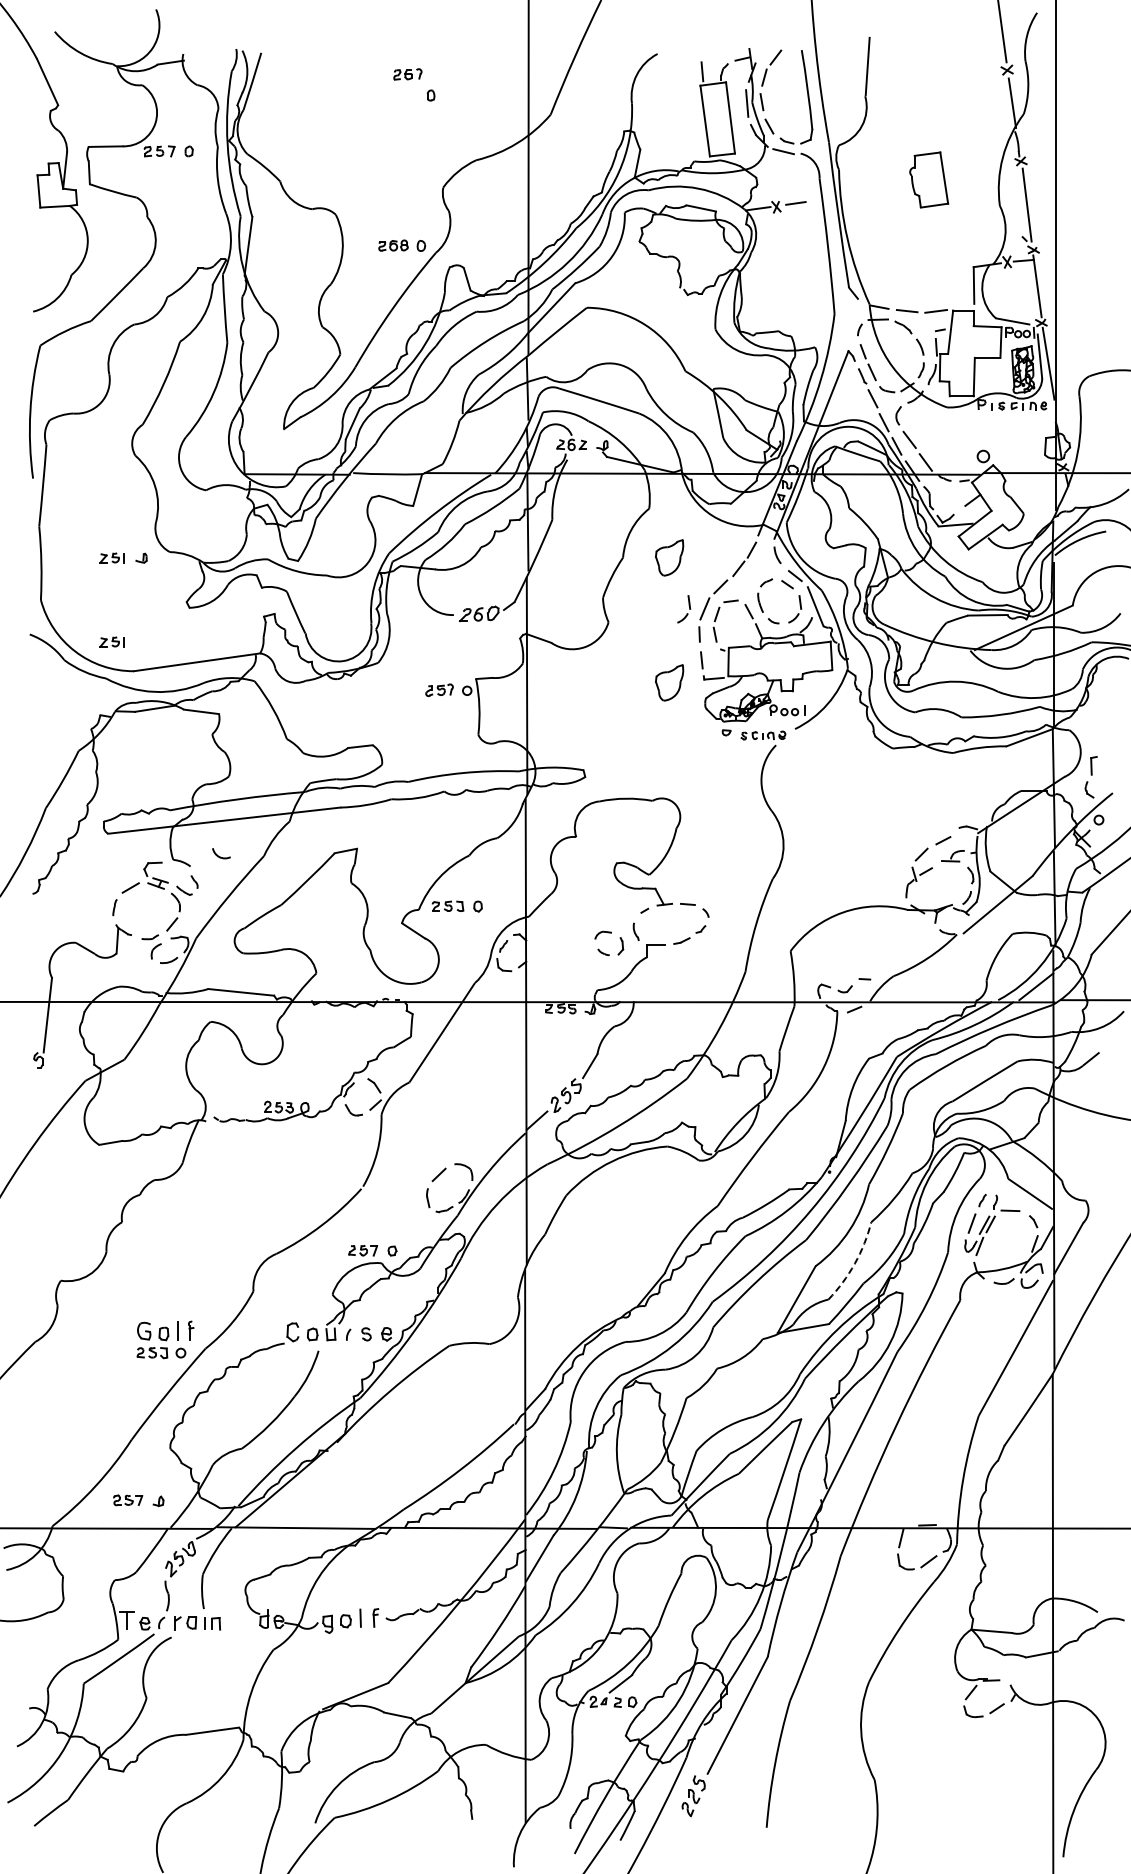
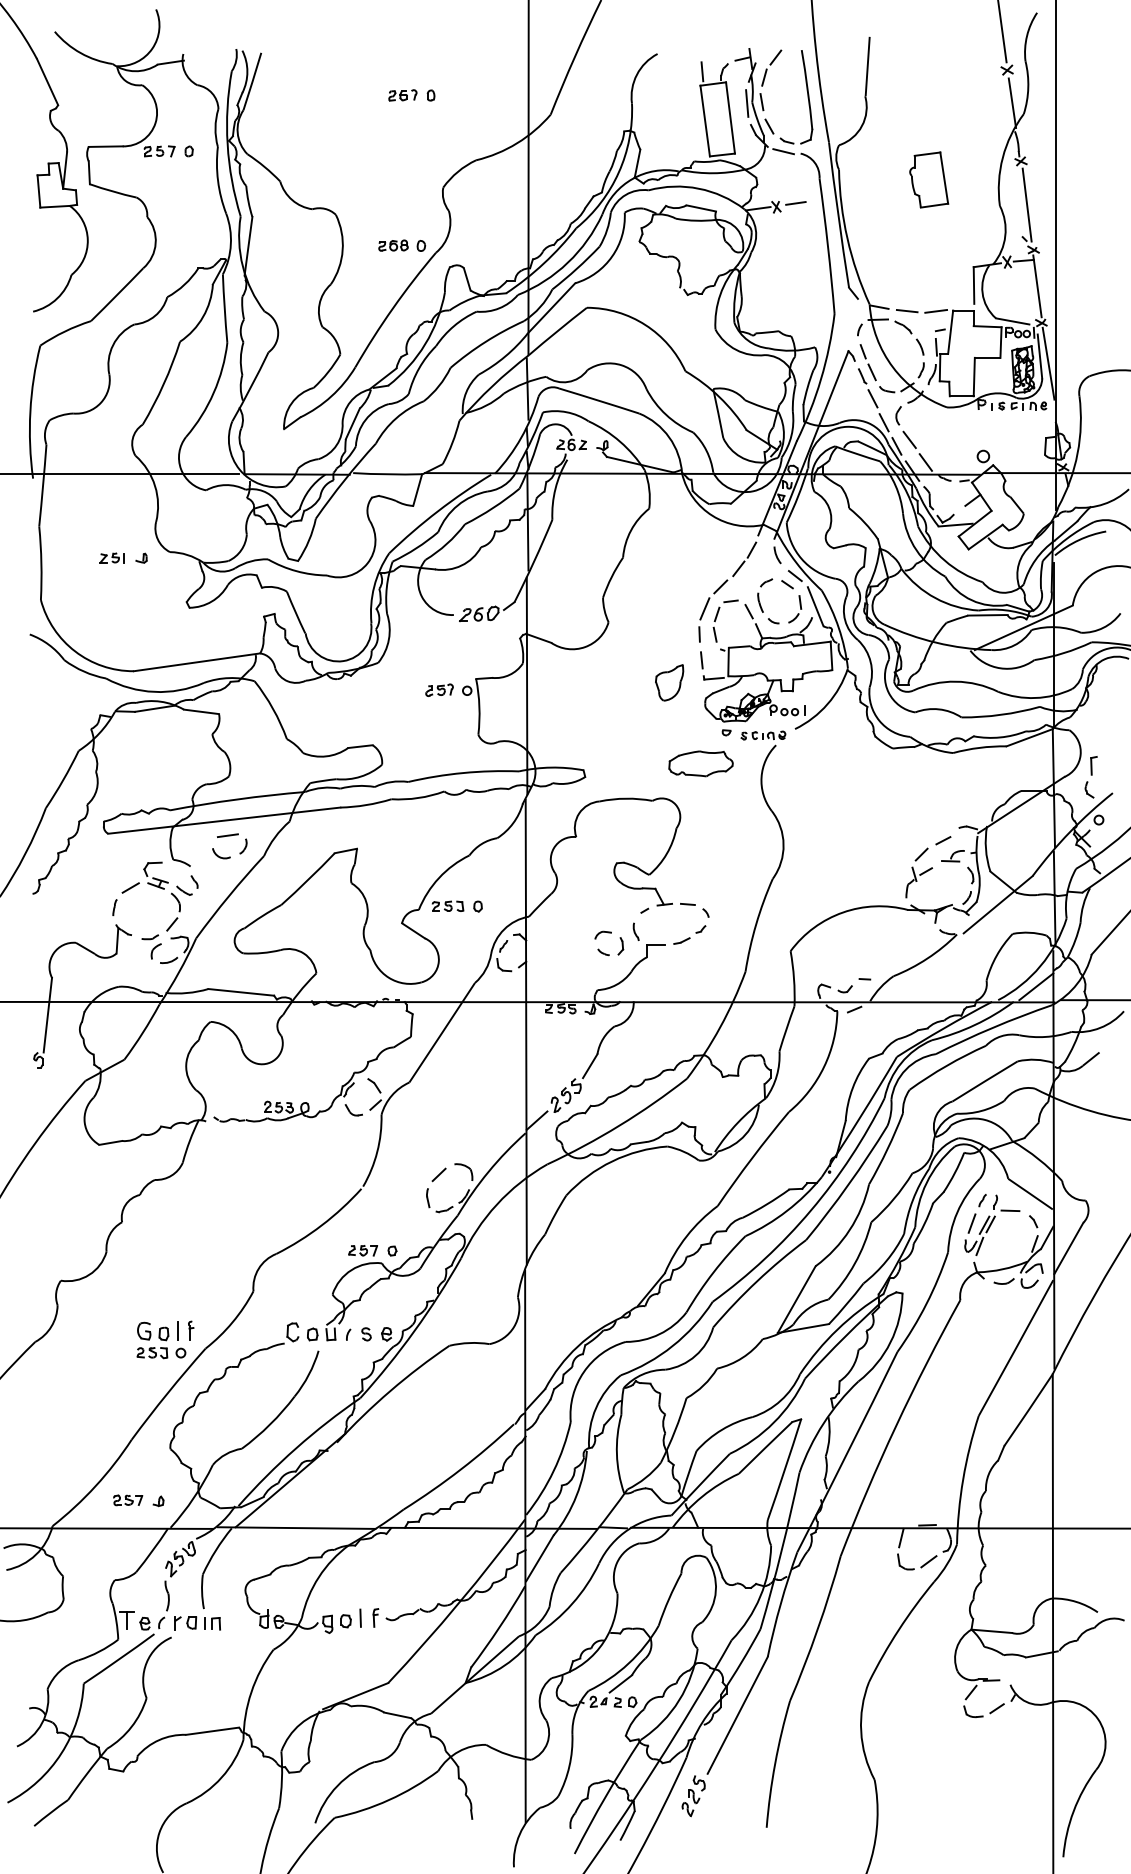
part position: (407, 74) -> (402, 95) (402, 95)
line: none -> present (120, 473)
part: present -> none (669, 557)
part: present -> none (684, 609)
part: present -> none (111, 641)
part: none -> present (700, 763)
part: none -> present (231, 836)
arc: dashed -> solid (854, 1263)
